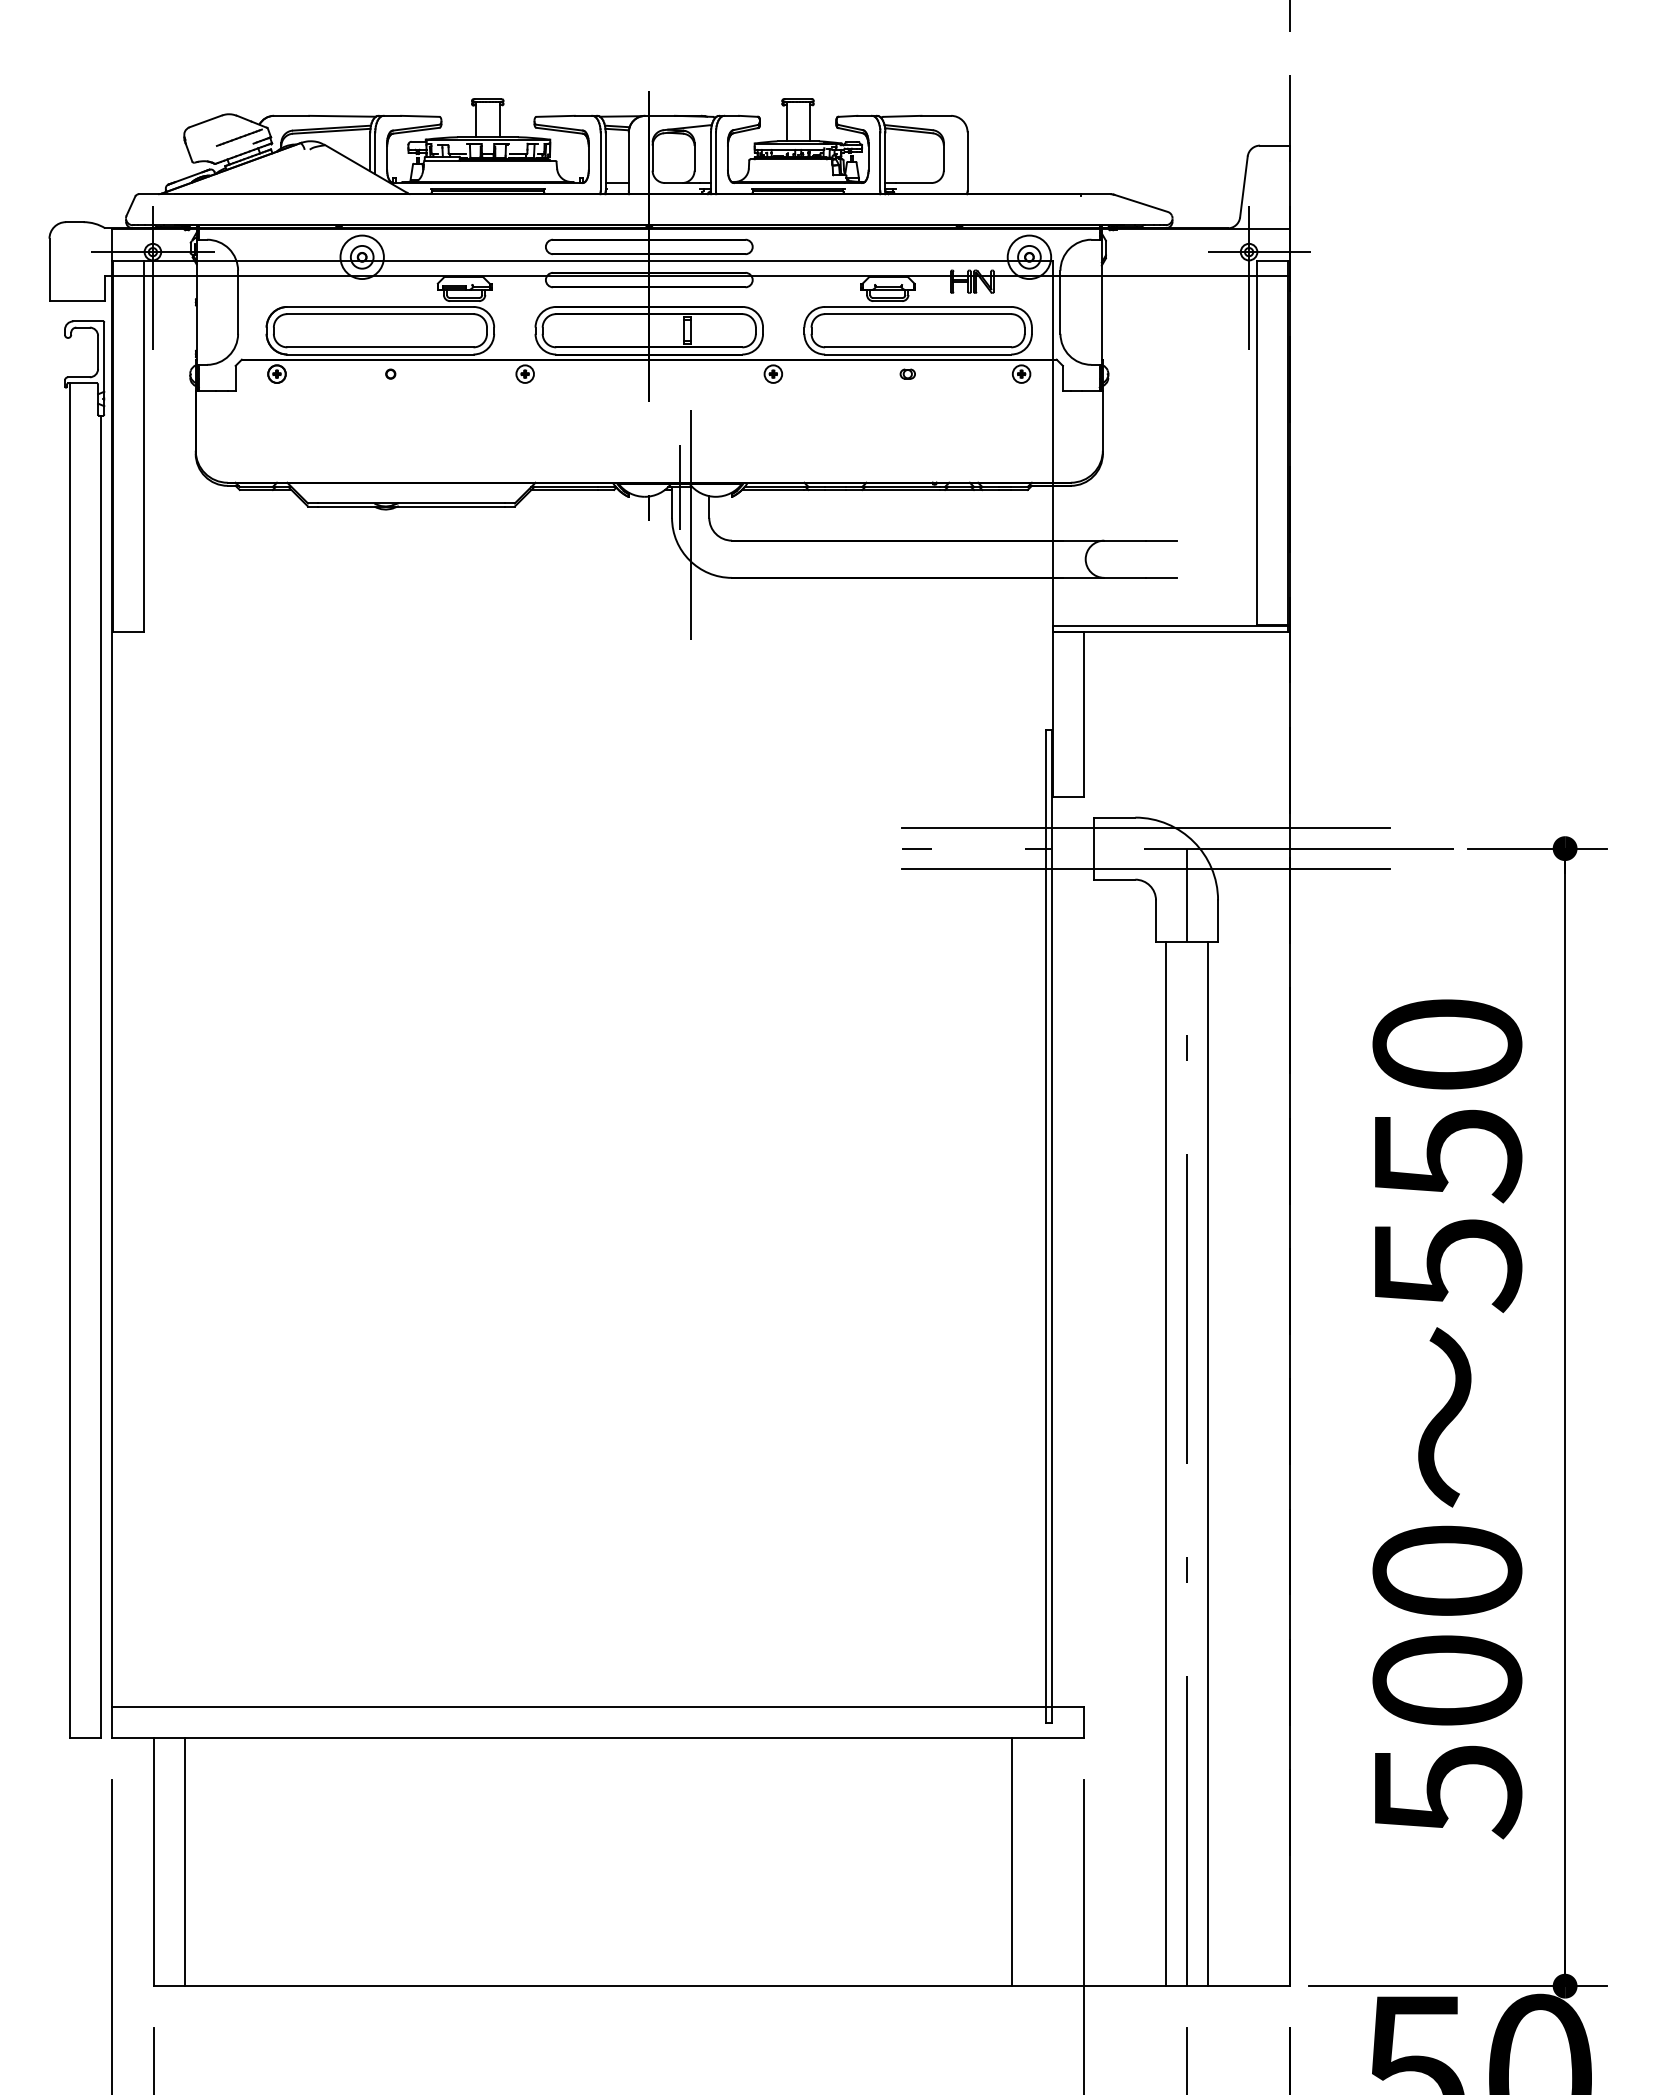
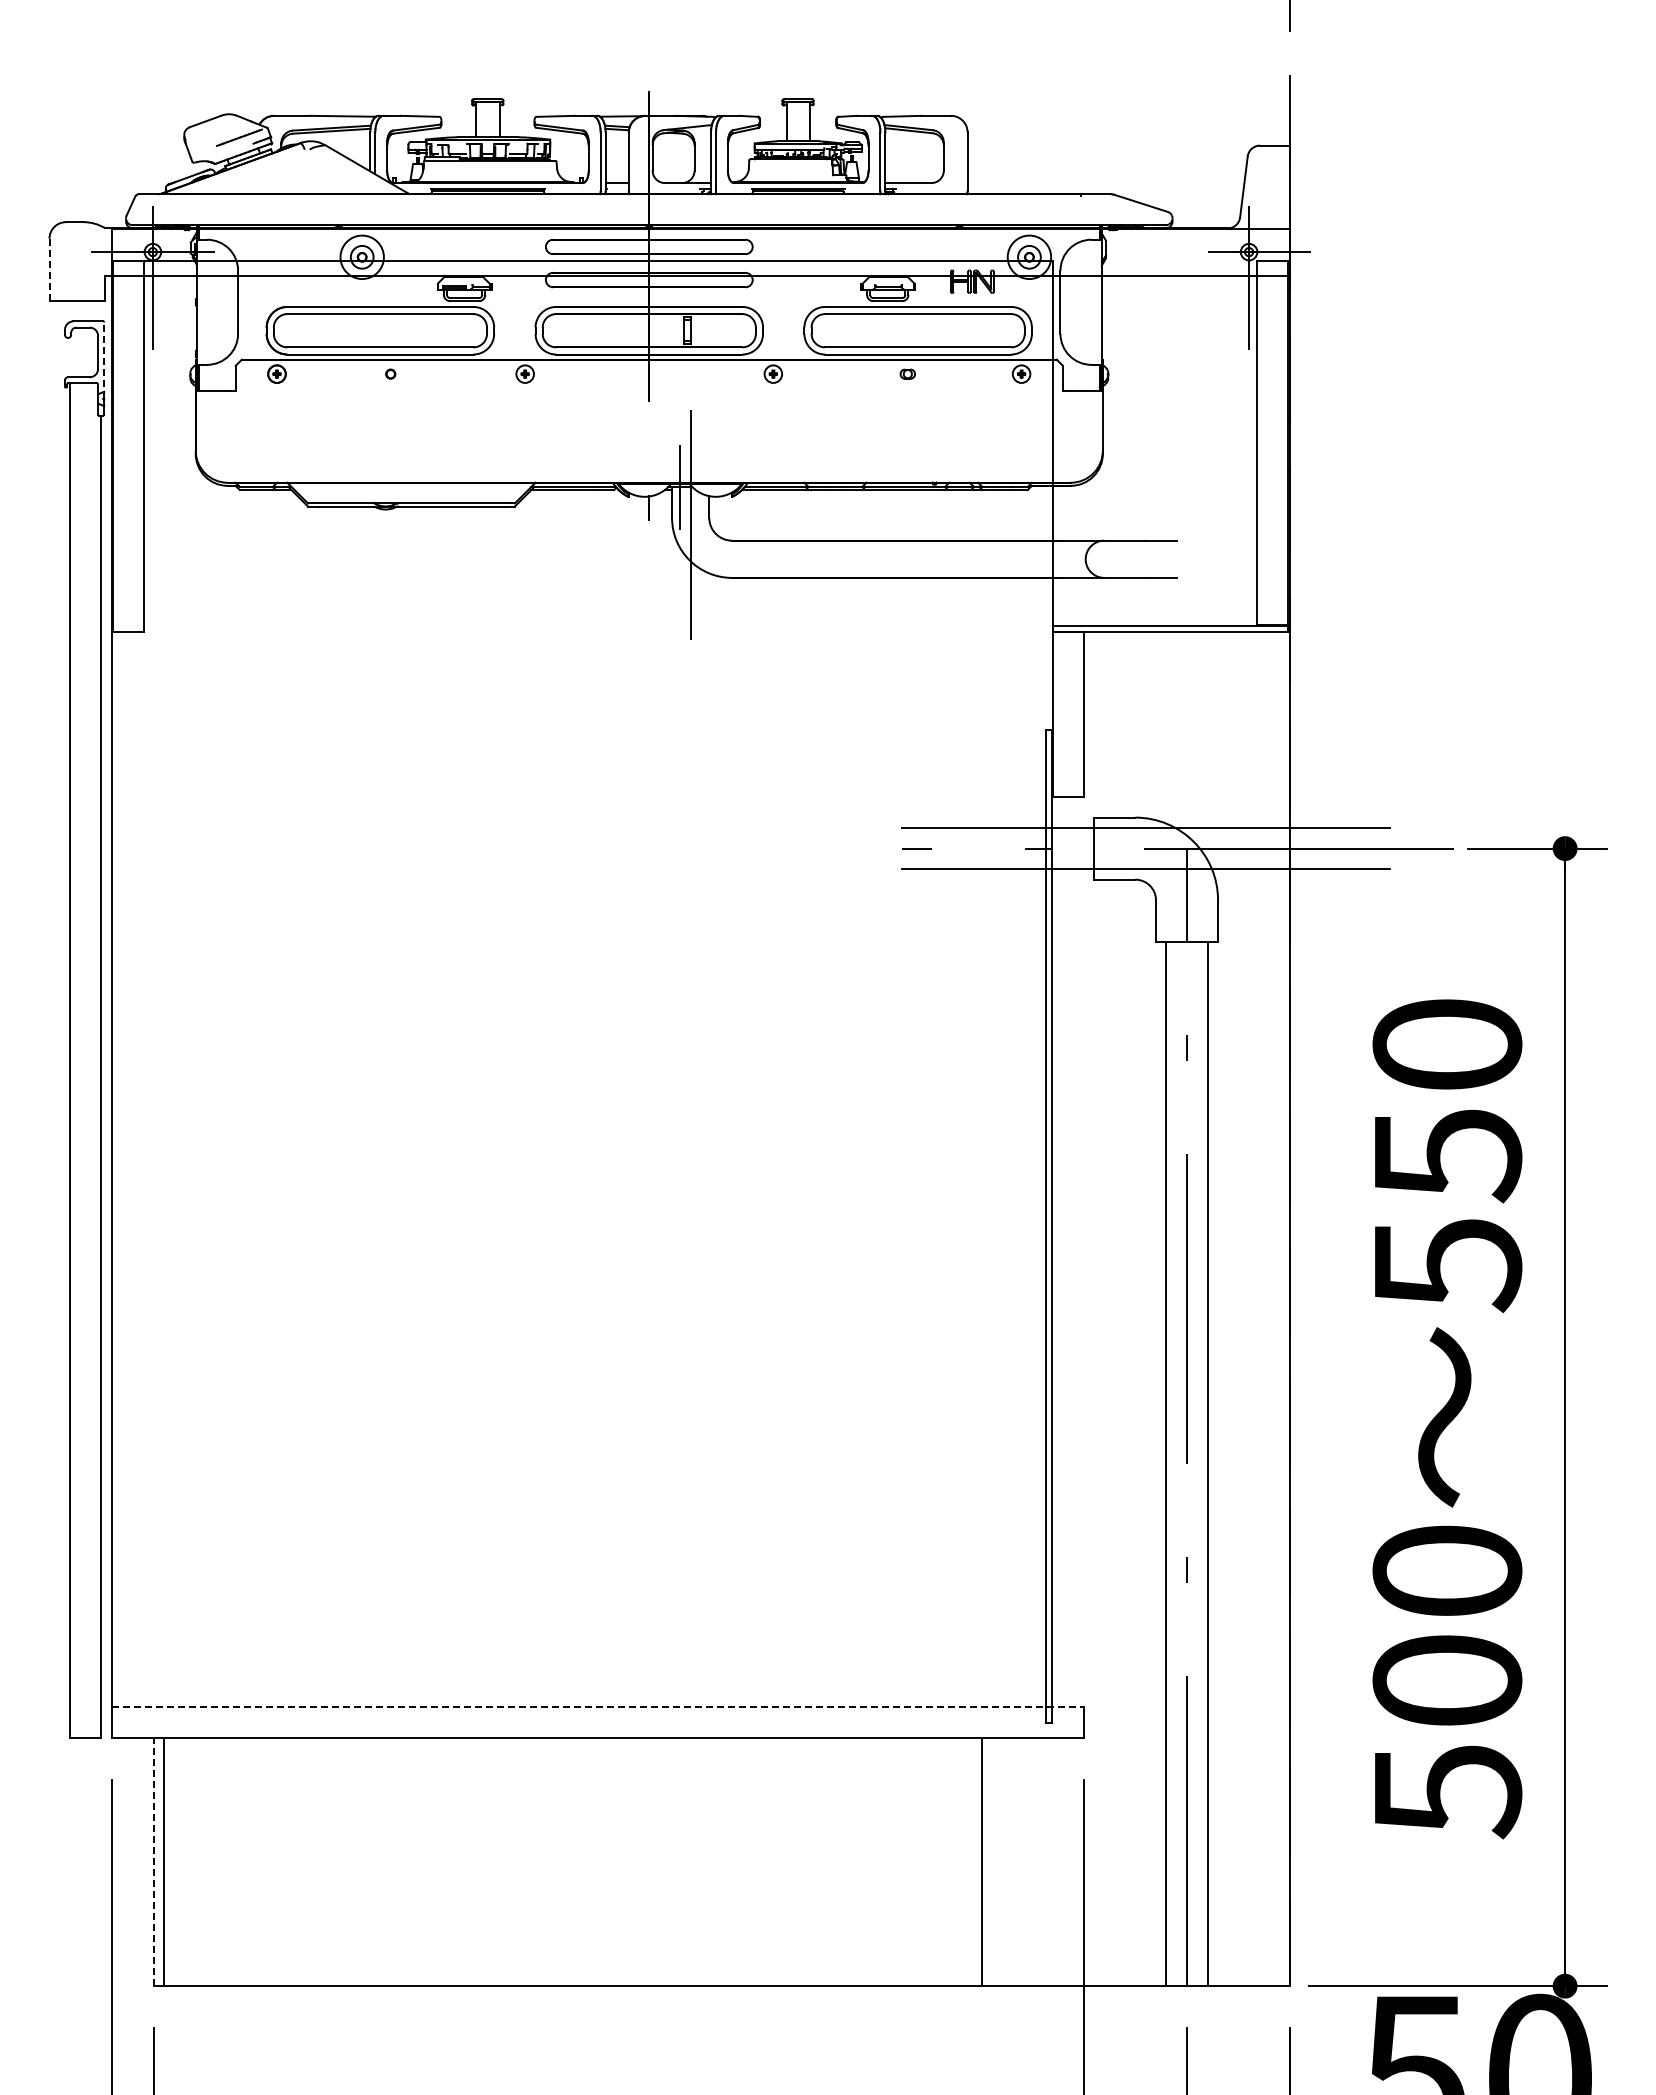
line: solid -> dashed (49, 270)
line: solid -> dashed (104, 360)
line: solid -> dashed (598, 1707)
line: solid -> dashed (153, 1861)
line position: (184, 1862) -> (163, 1862) (163, 1862)
line position: (1012, 1862) -> (982, 1862) (982, 1862)
